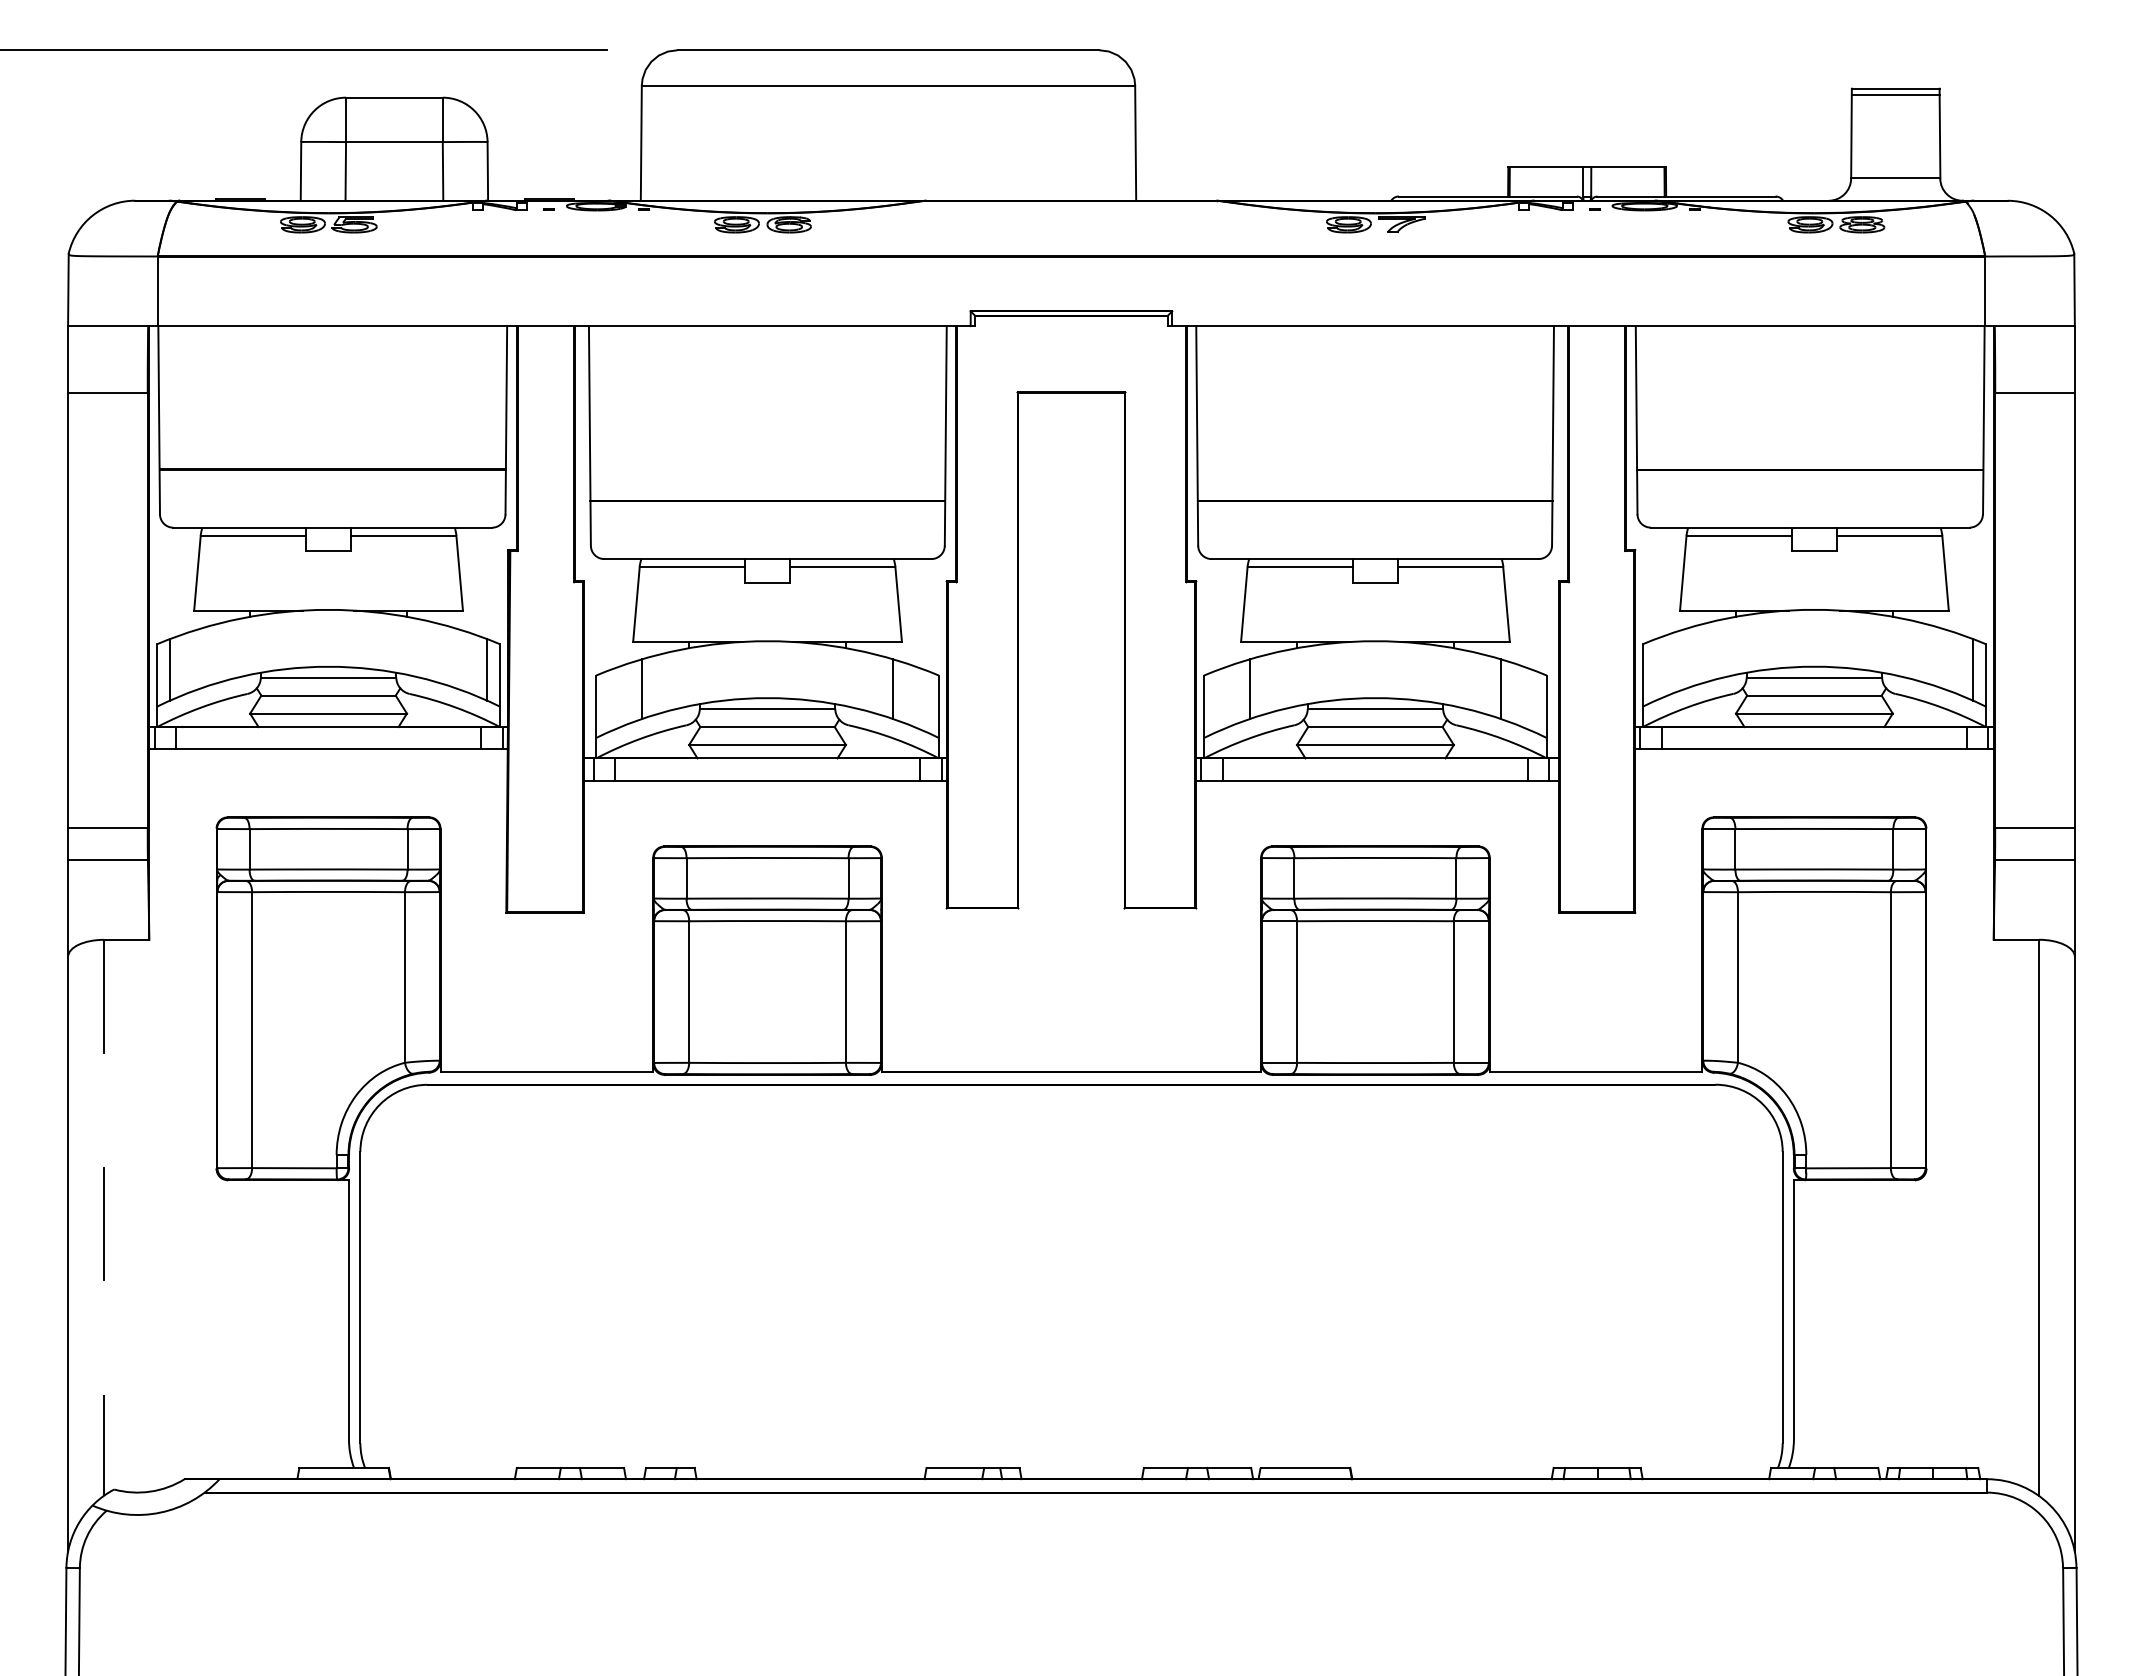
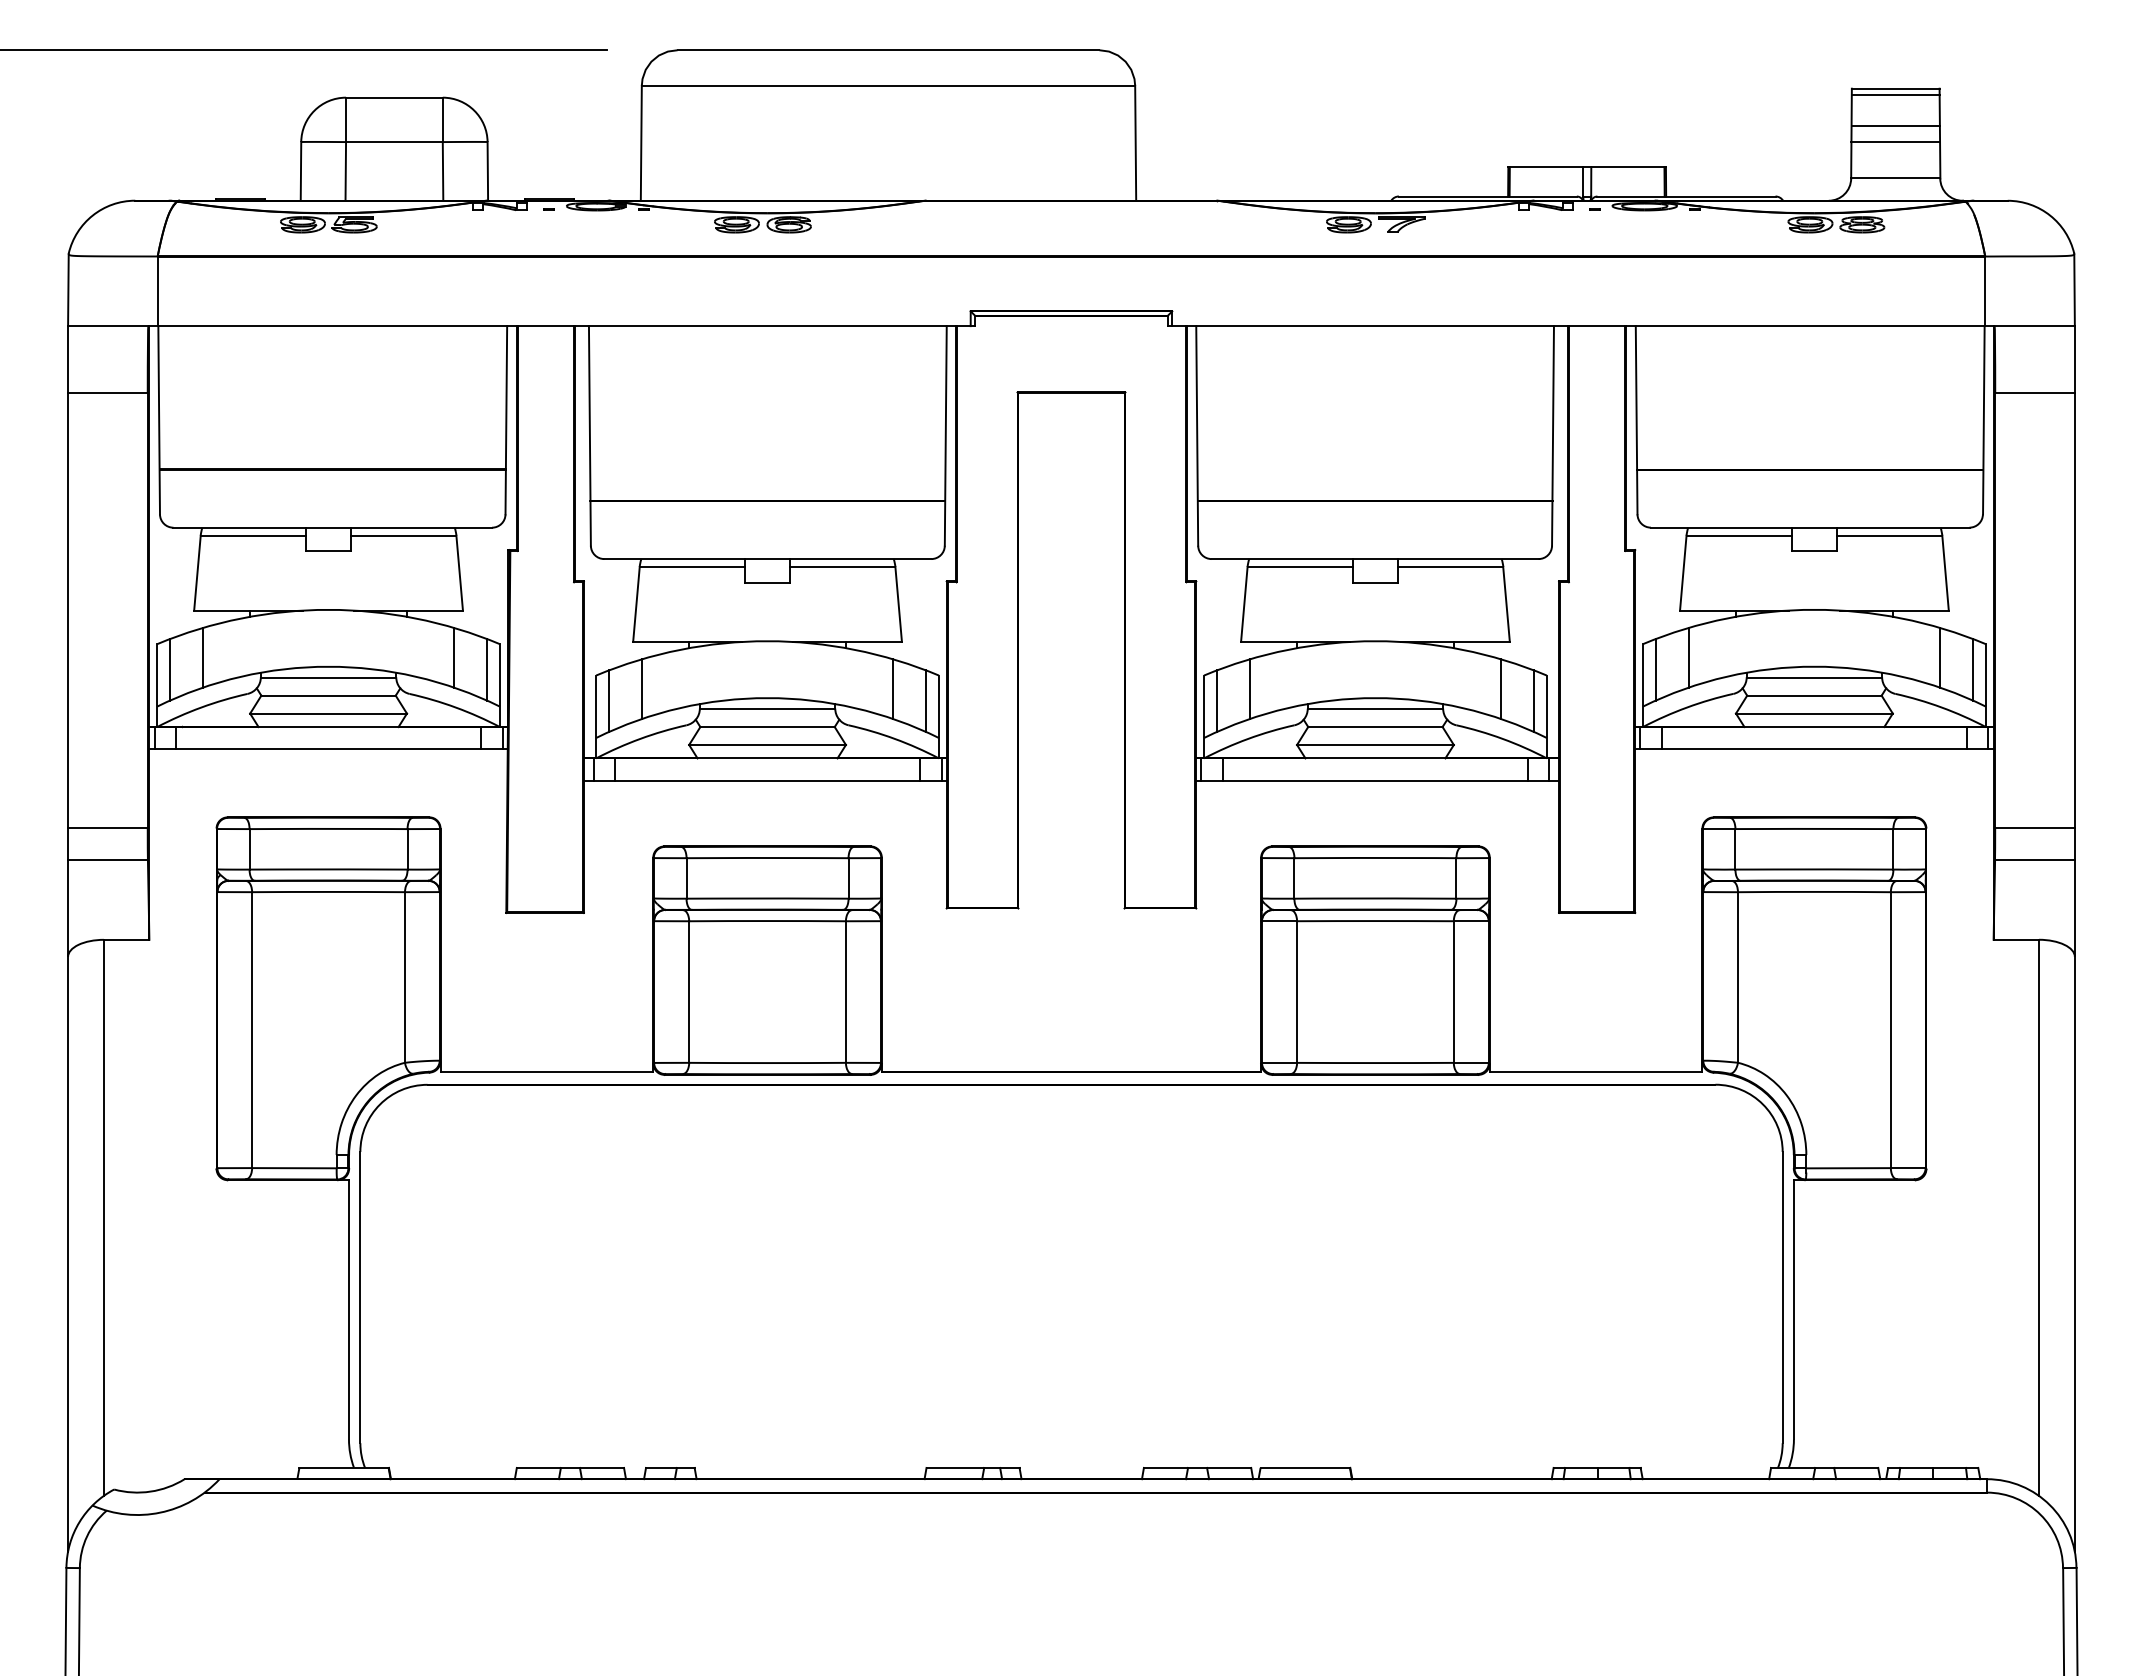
line: none -> present (1895, 126)
line: none -> present (1895, 142)
line: none -> present (202, 657)
line: none -> present (454, 657)
line: none -> present (1688, 657)
line: none -> present (1940, 657)
line: none -> present (1655, 669)
line: none -> present (608, 701)
line: none -> present (926, 701)
line: none -> present (1216, 701)
line: none -> present (1534, 701)
line: dashed -> solid (103, 1218)
